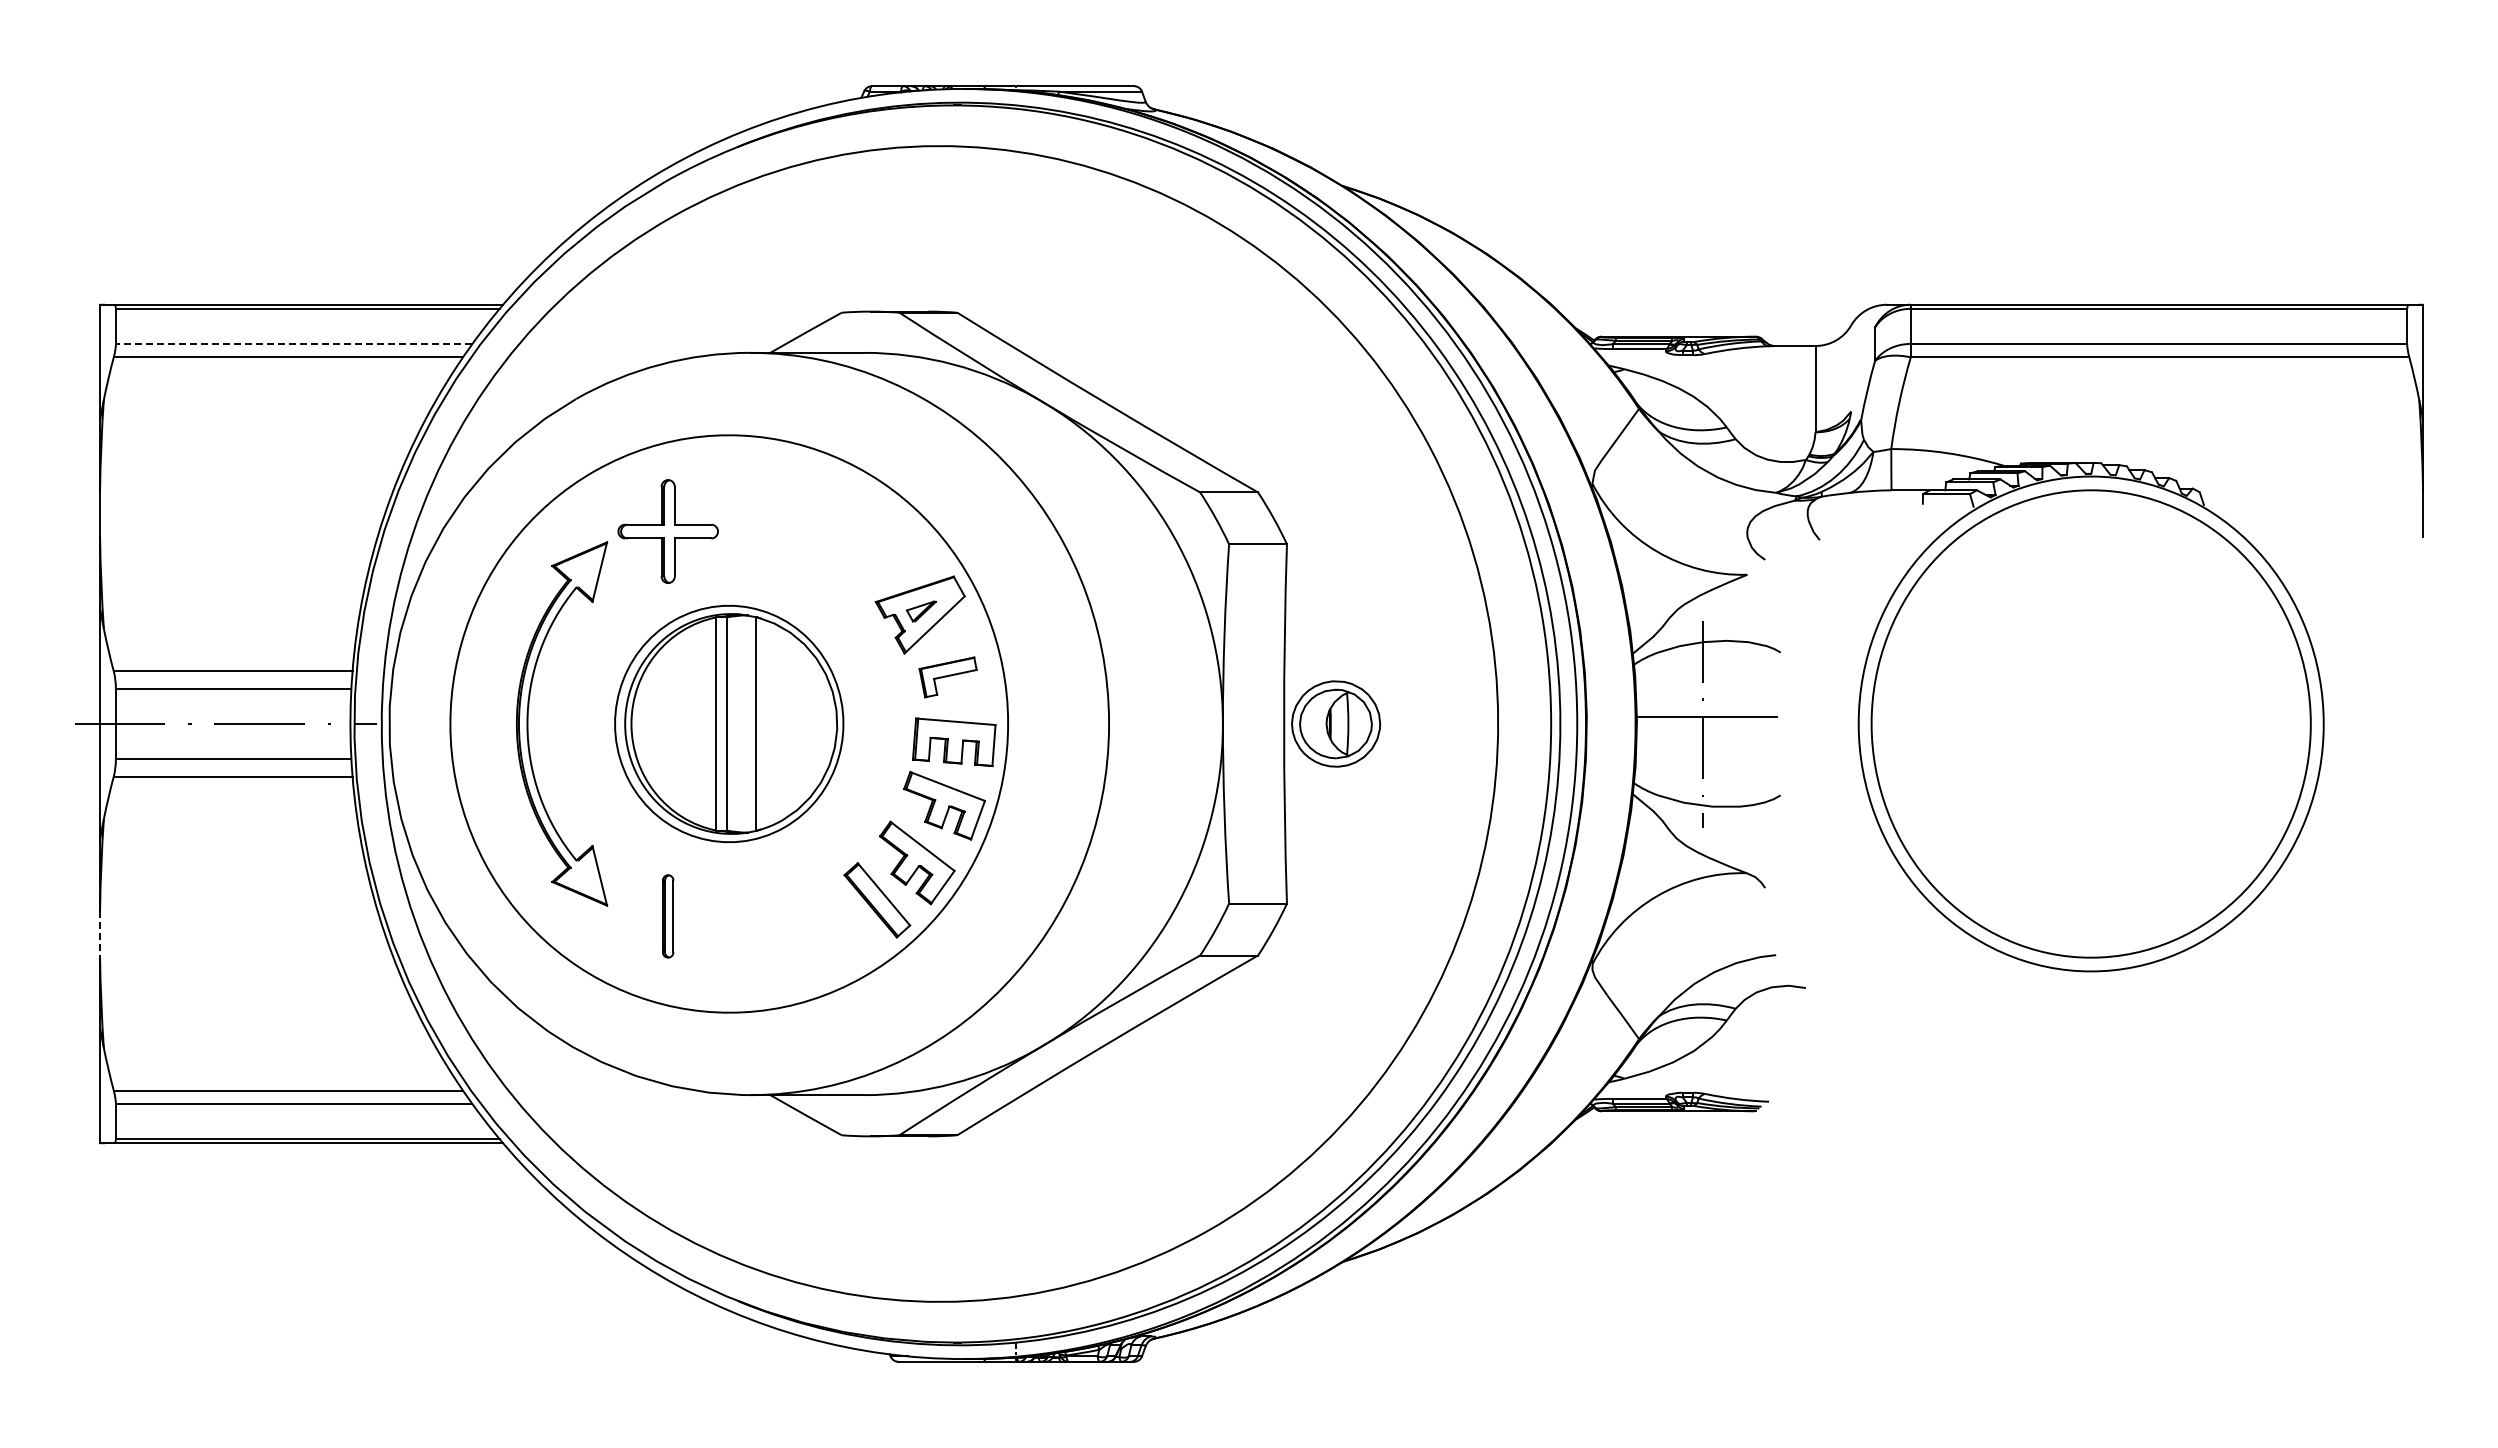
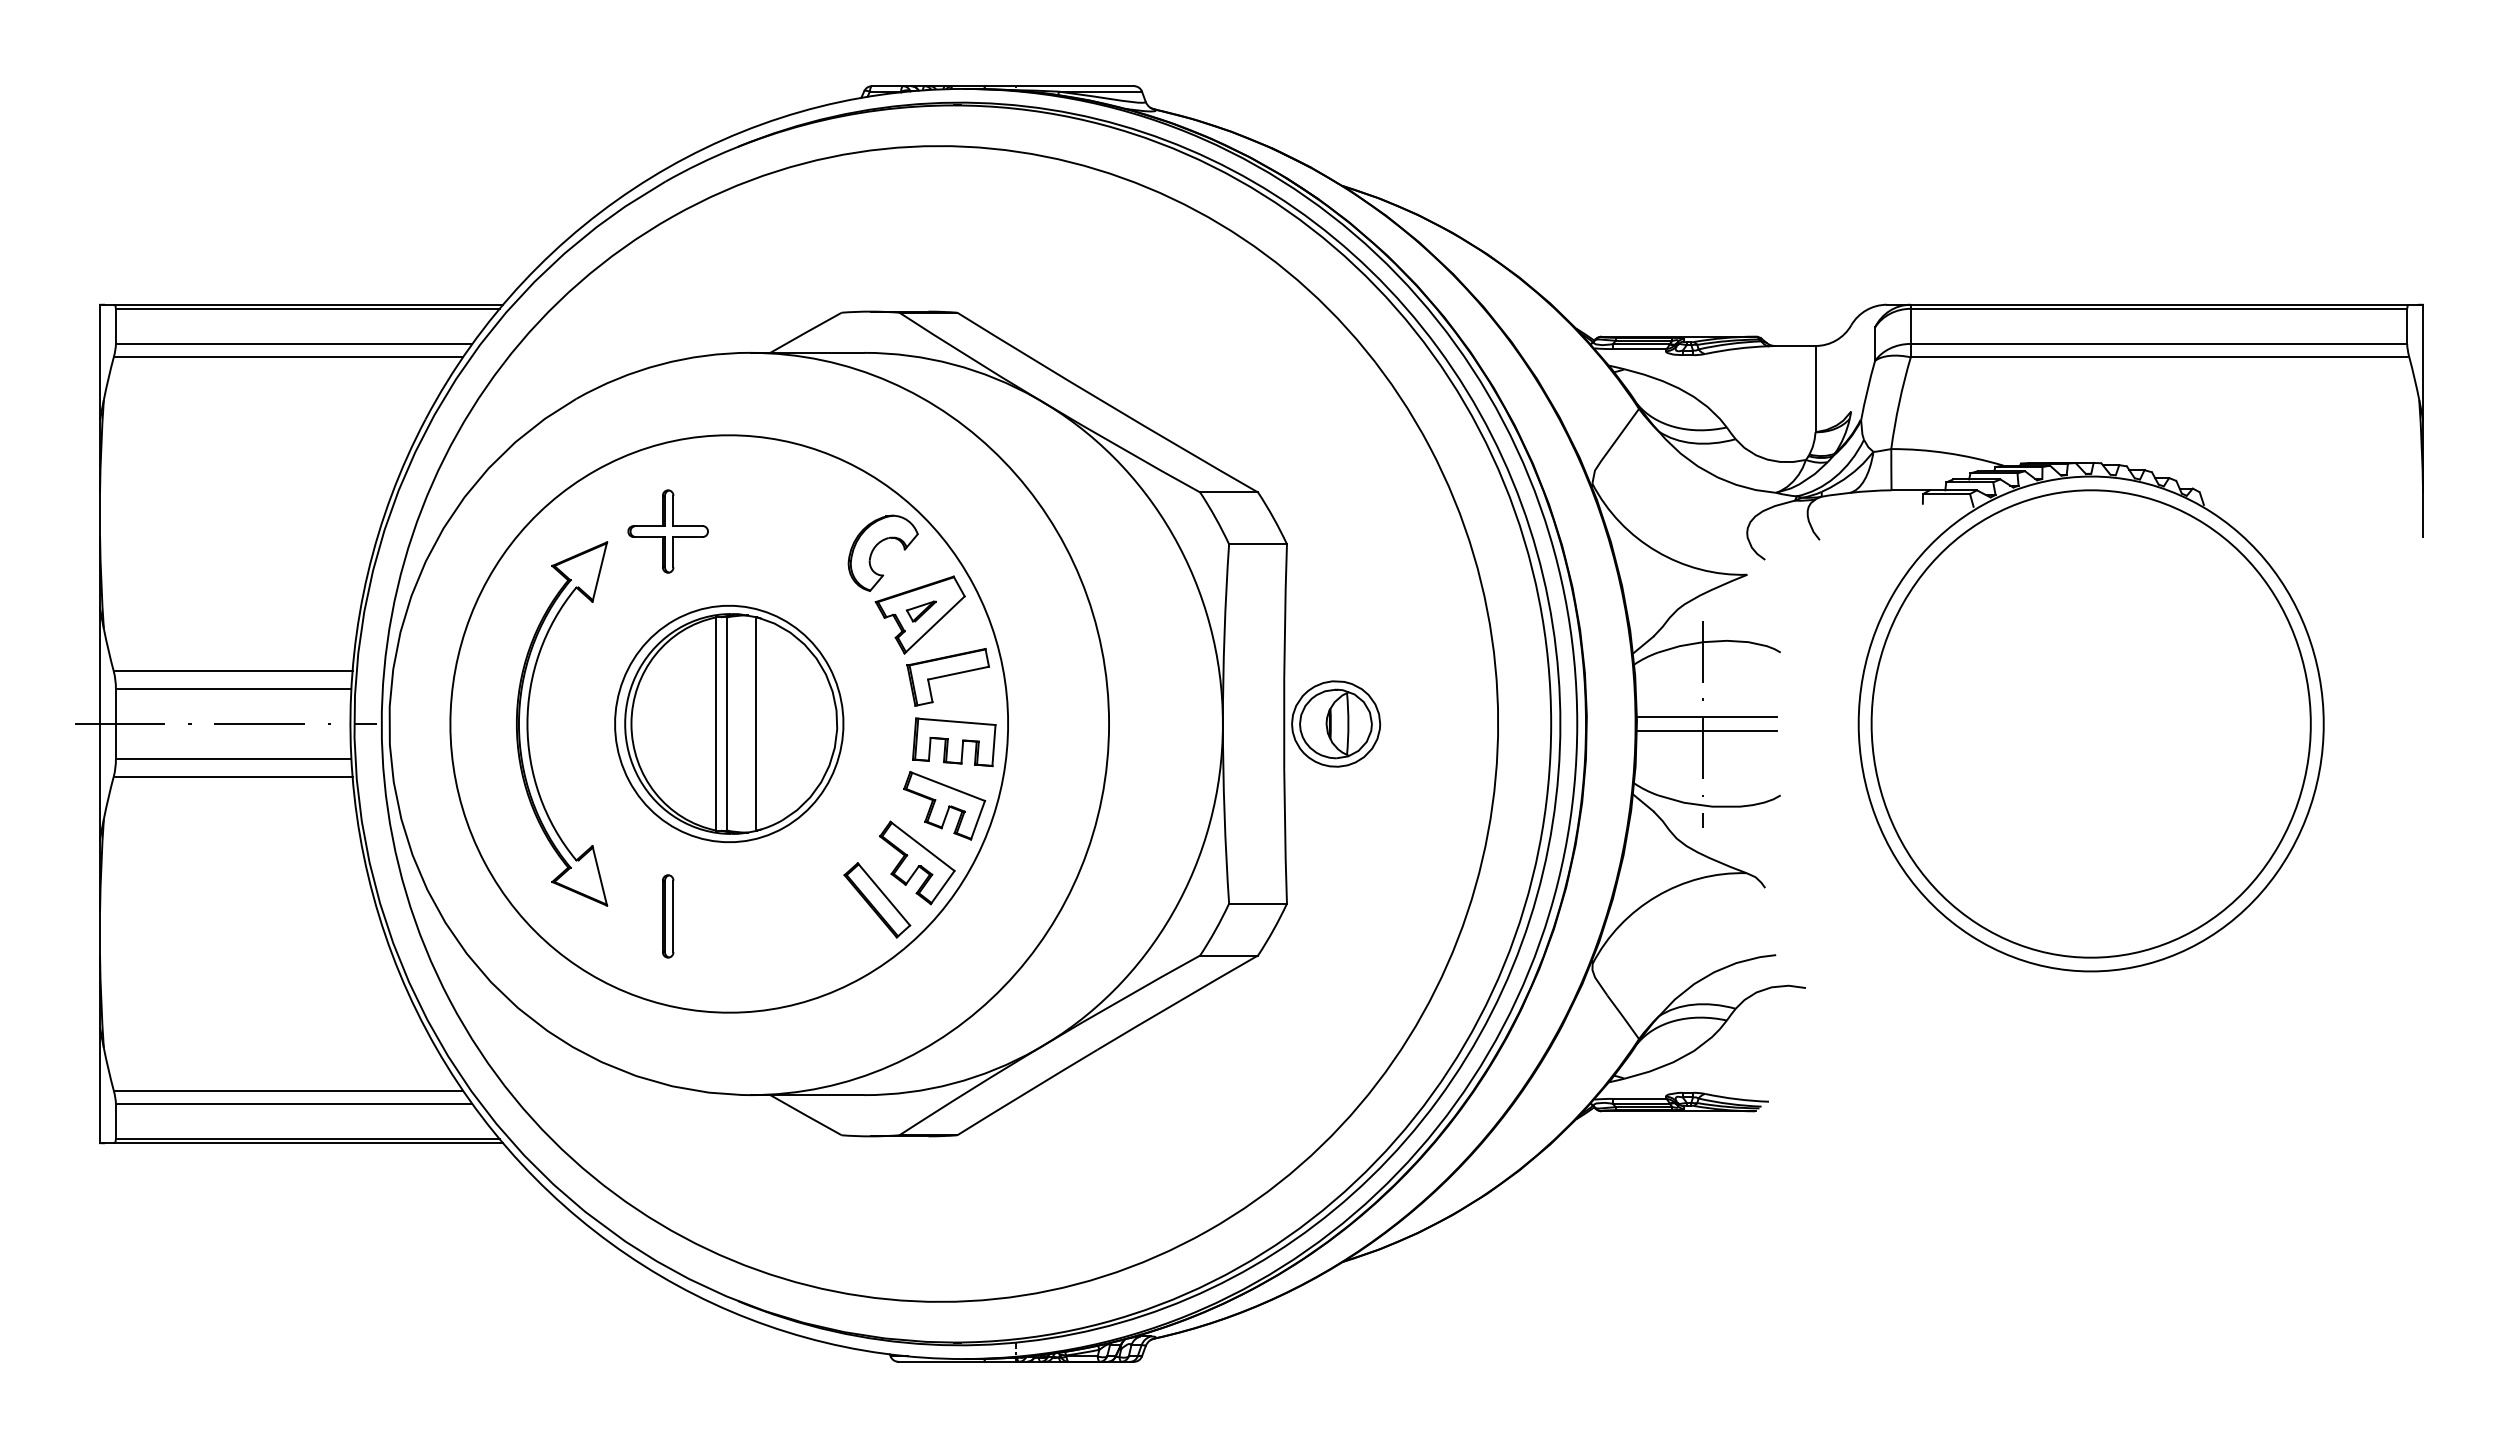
line: dashed -> solid (293, 343)
part size: 102x105 px -> 82x85 px (667, 531)
part: none -> present (875, 548)
part size: 60x43 px -> 84x59 px (947, 677)
line: none -> present (1706, 731)
line: dashed -> solid (100, 933)
